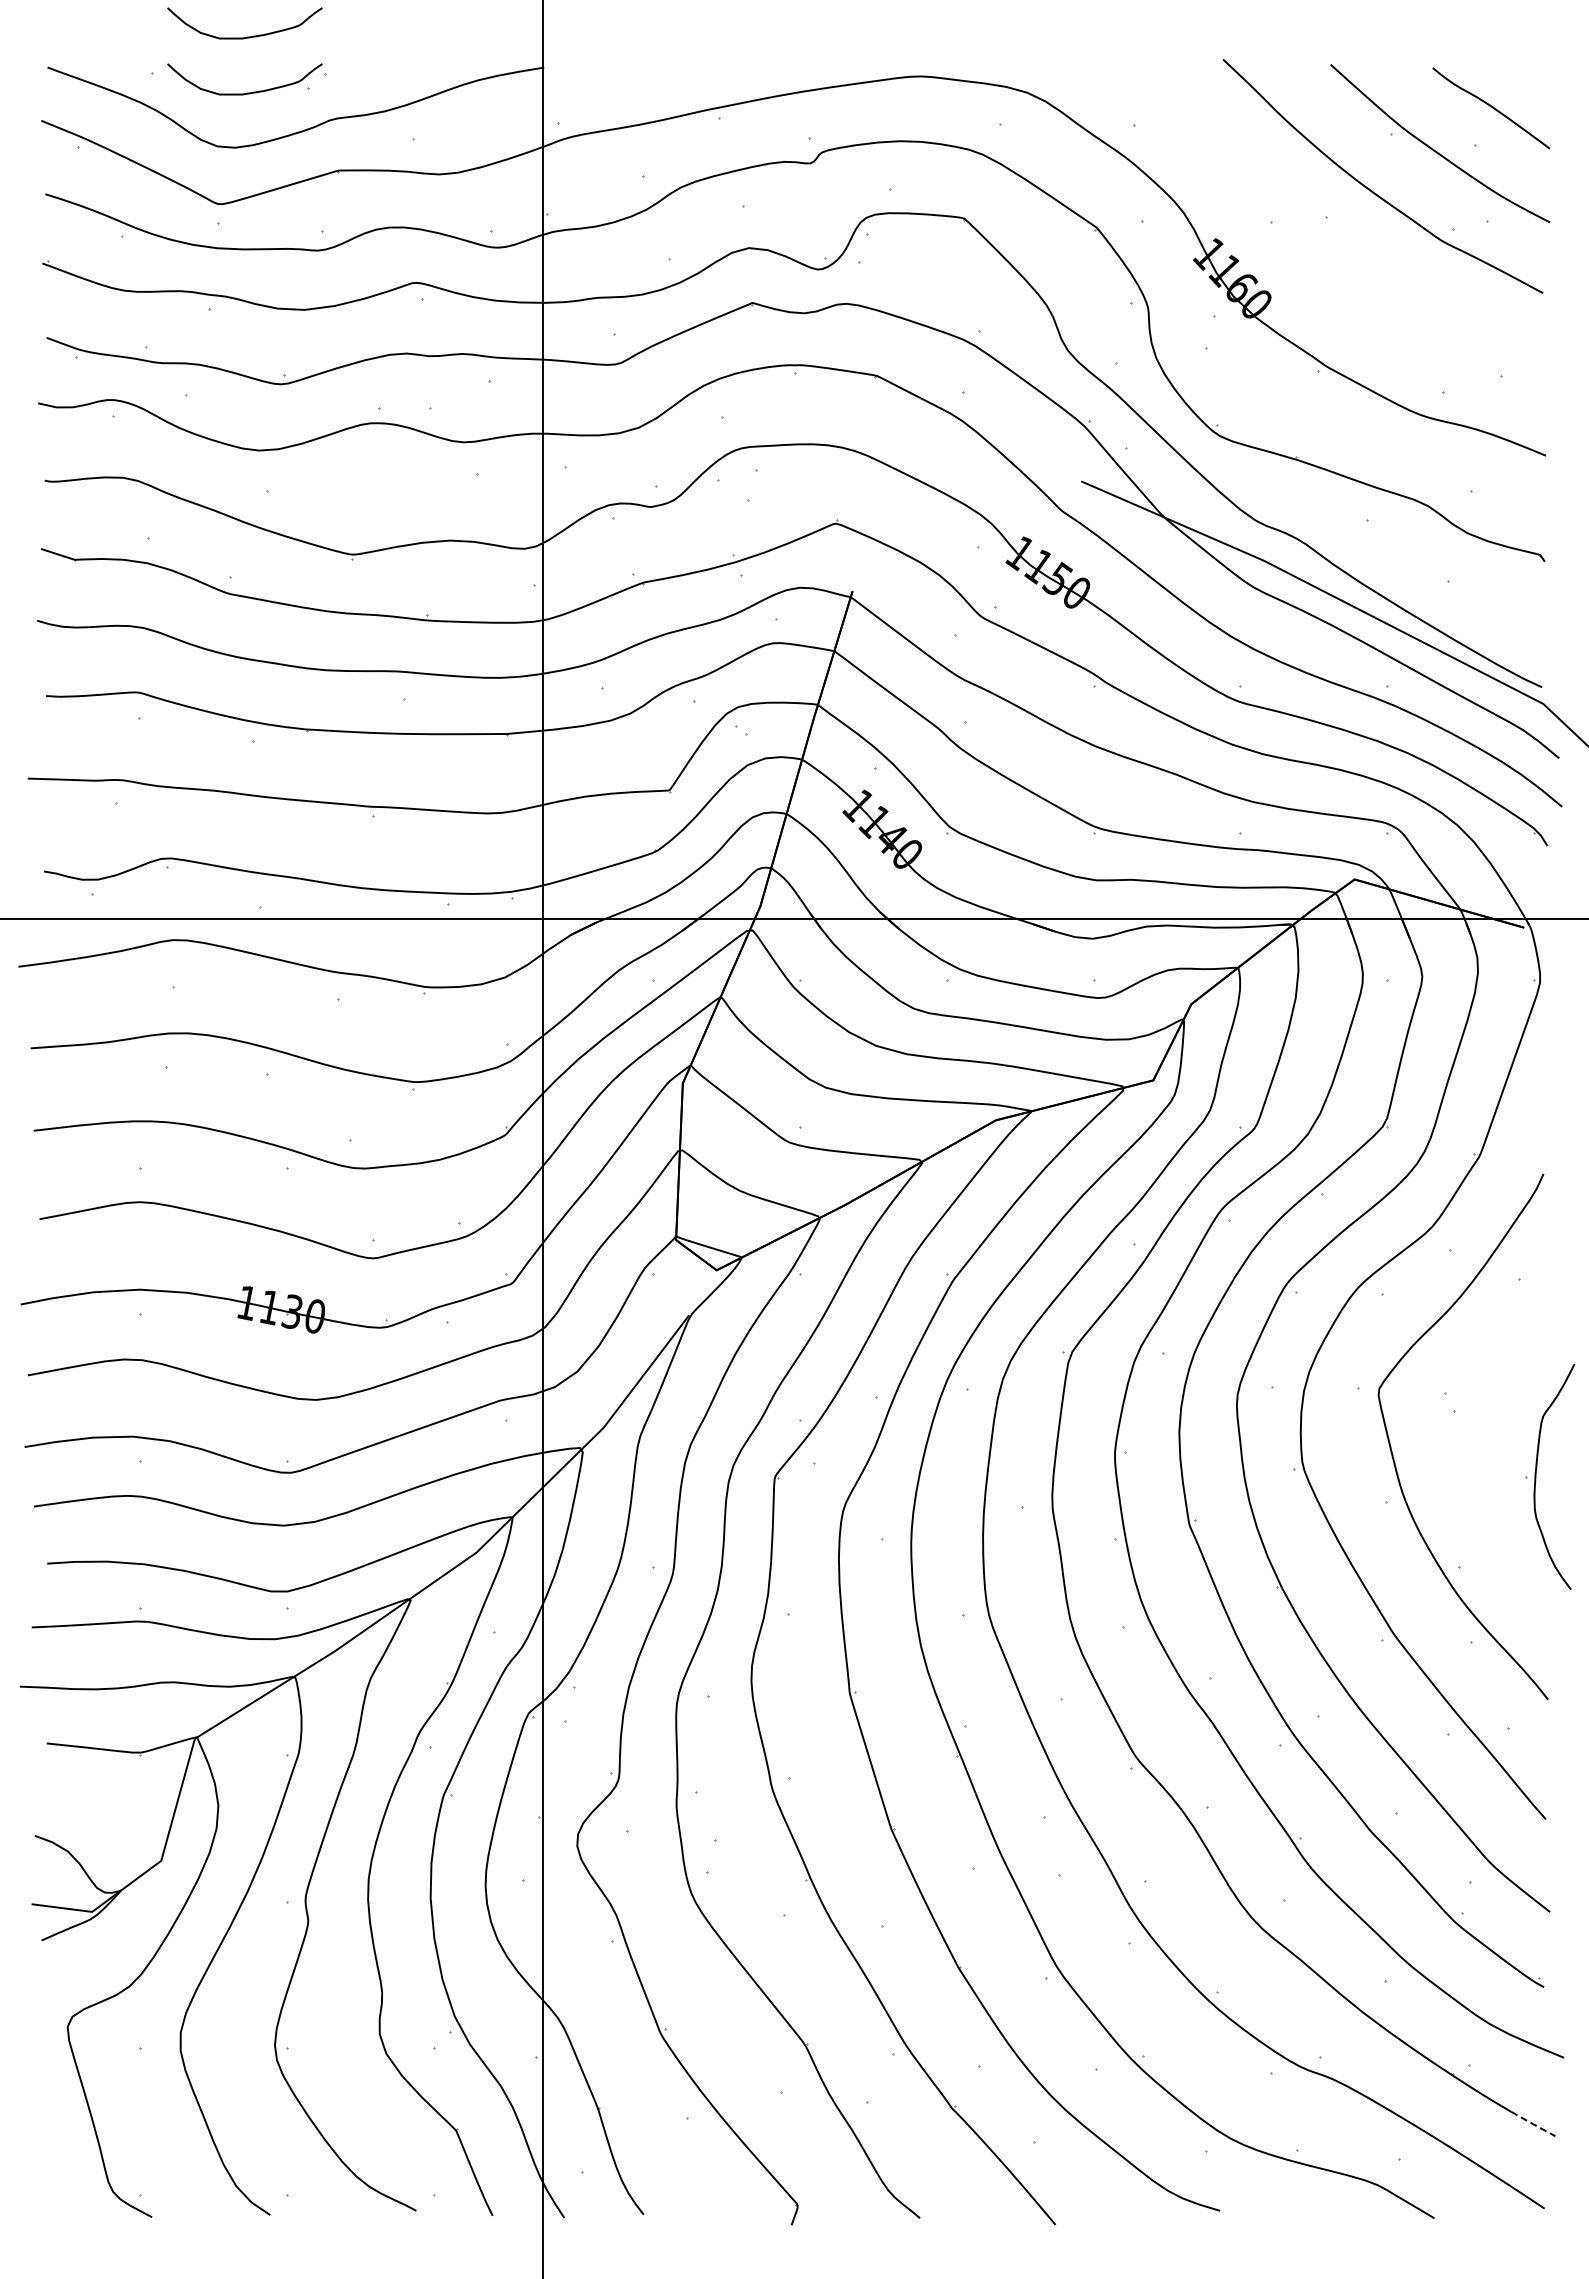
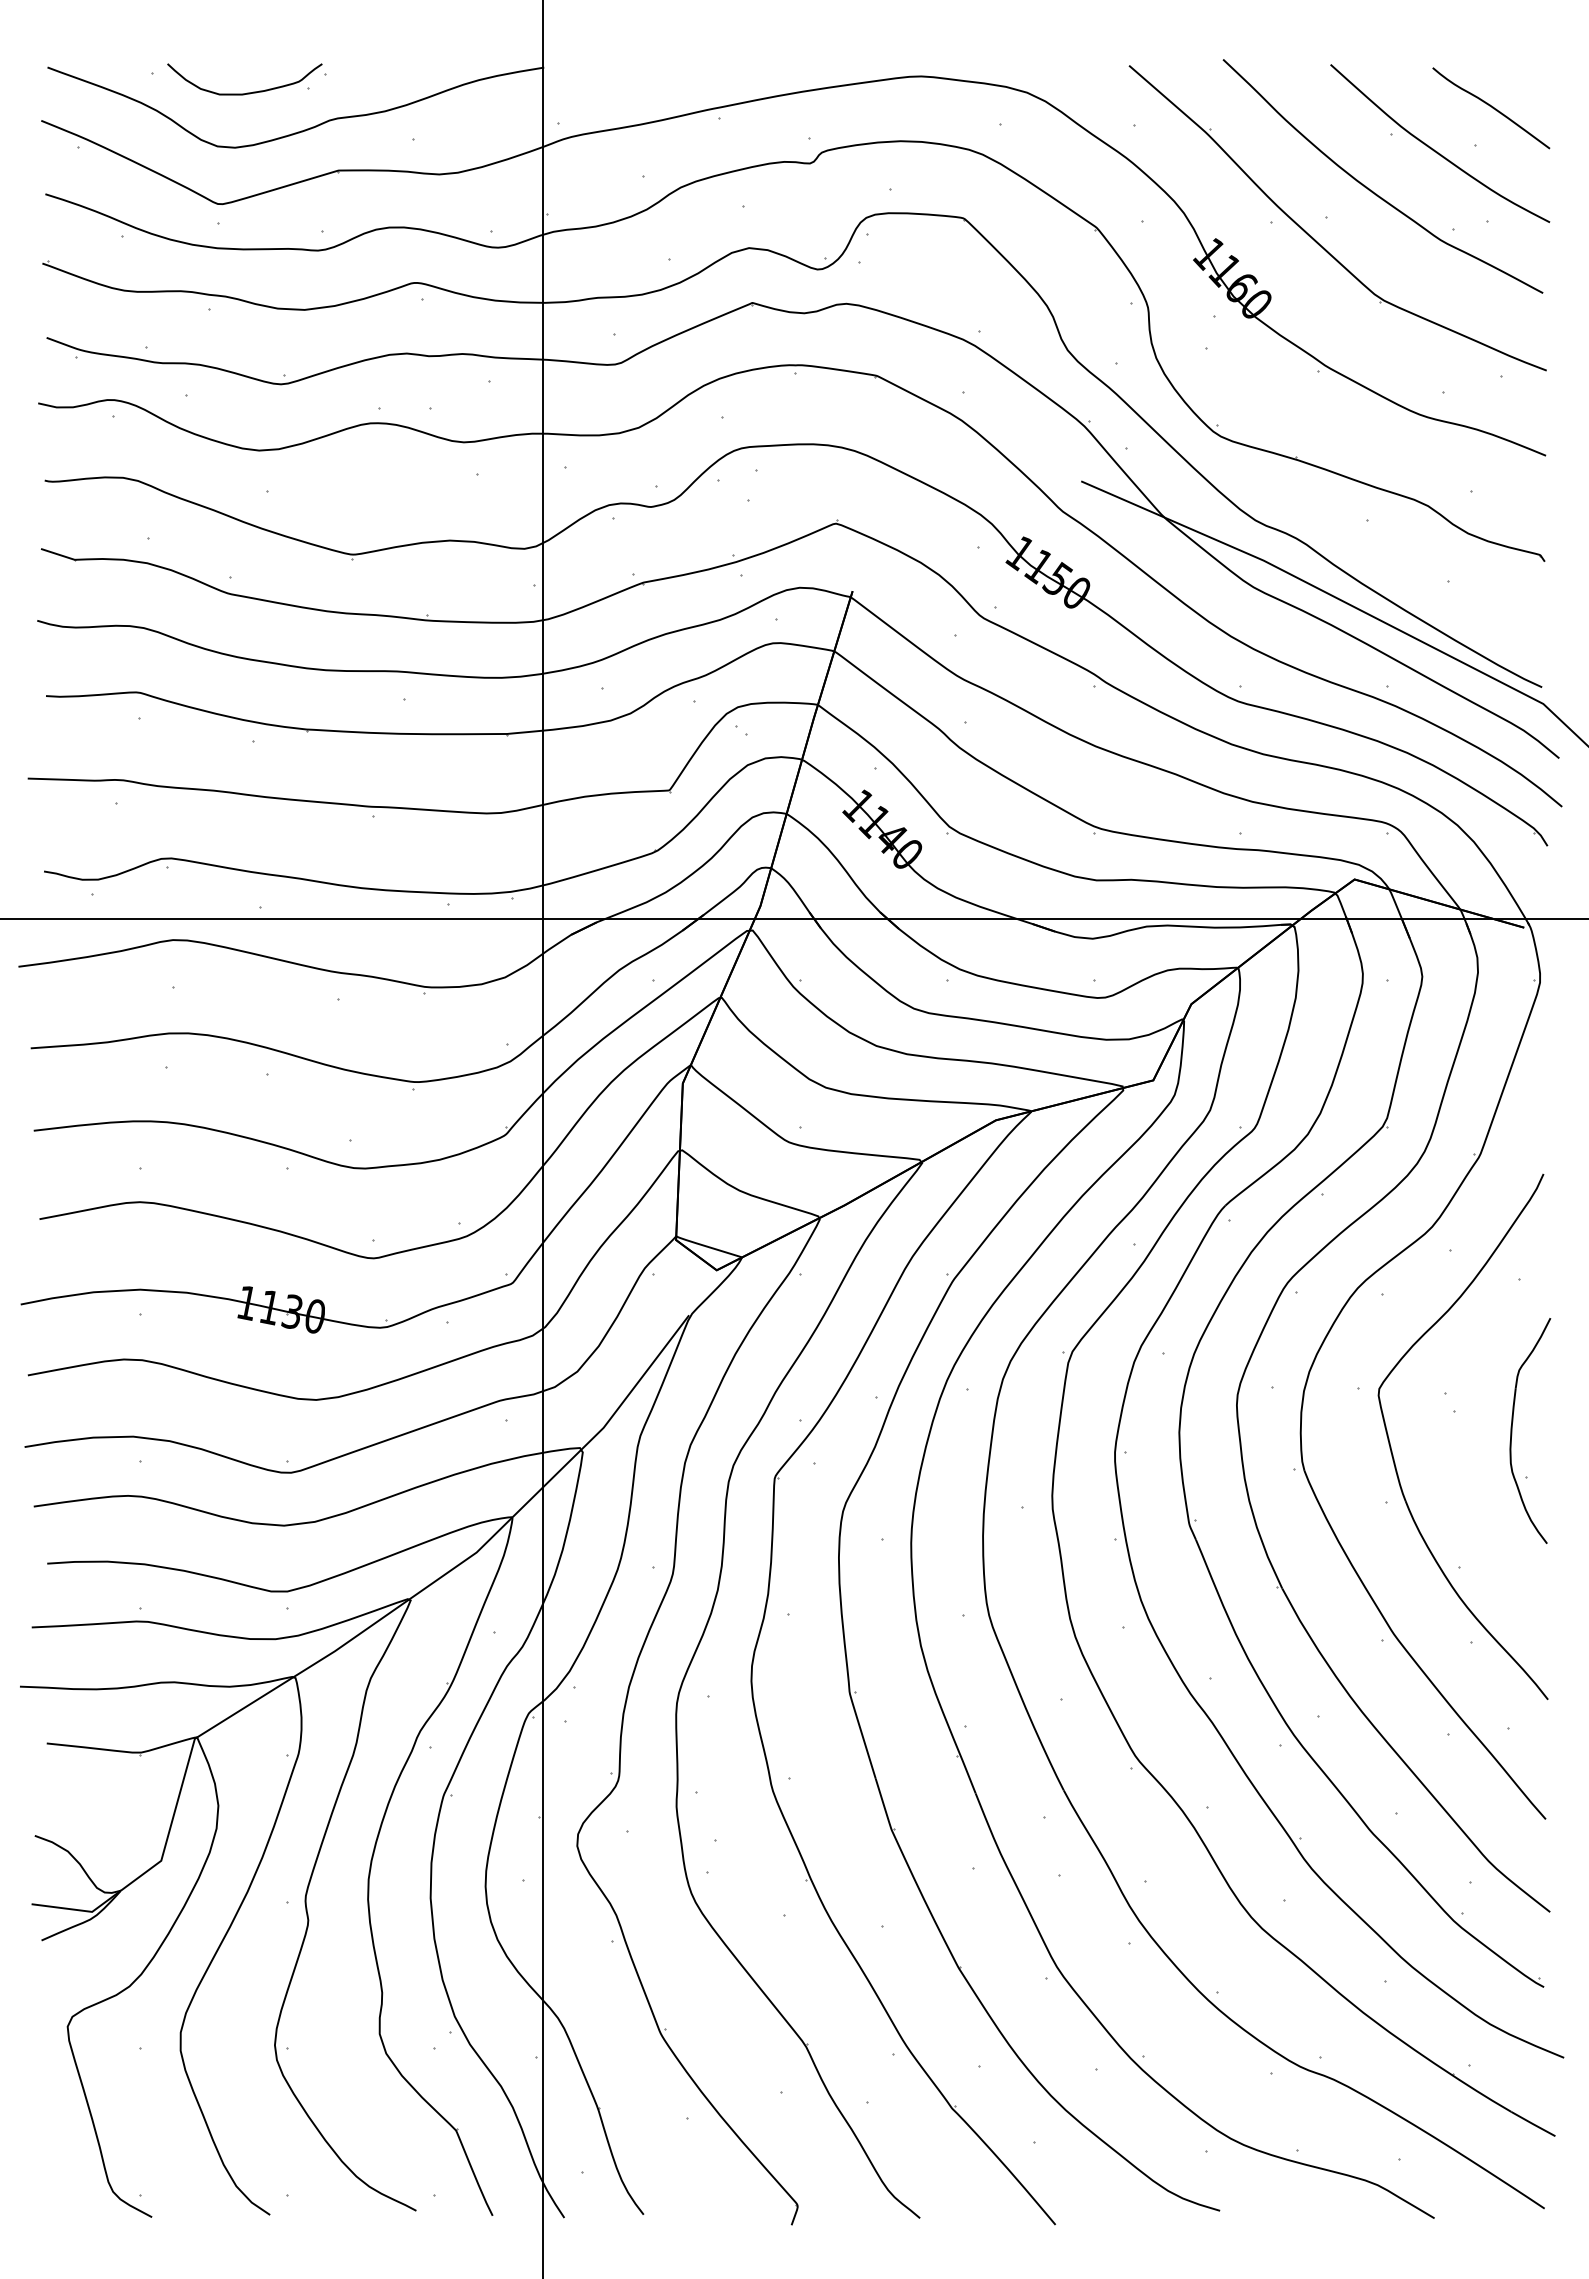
curve: present -> none (247, 36)
part: none -> present (1315, 239)
part position: (1536, 1476) -> (1512, 1430) (1512, 1430)
line: dashed -> solid (1533, 2124)
